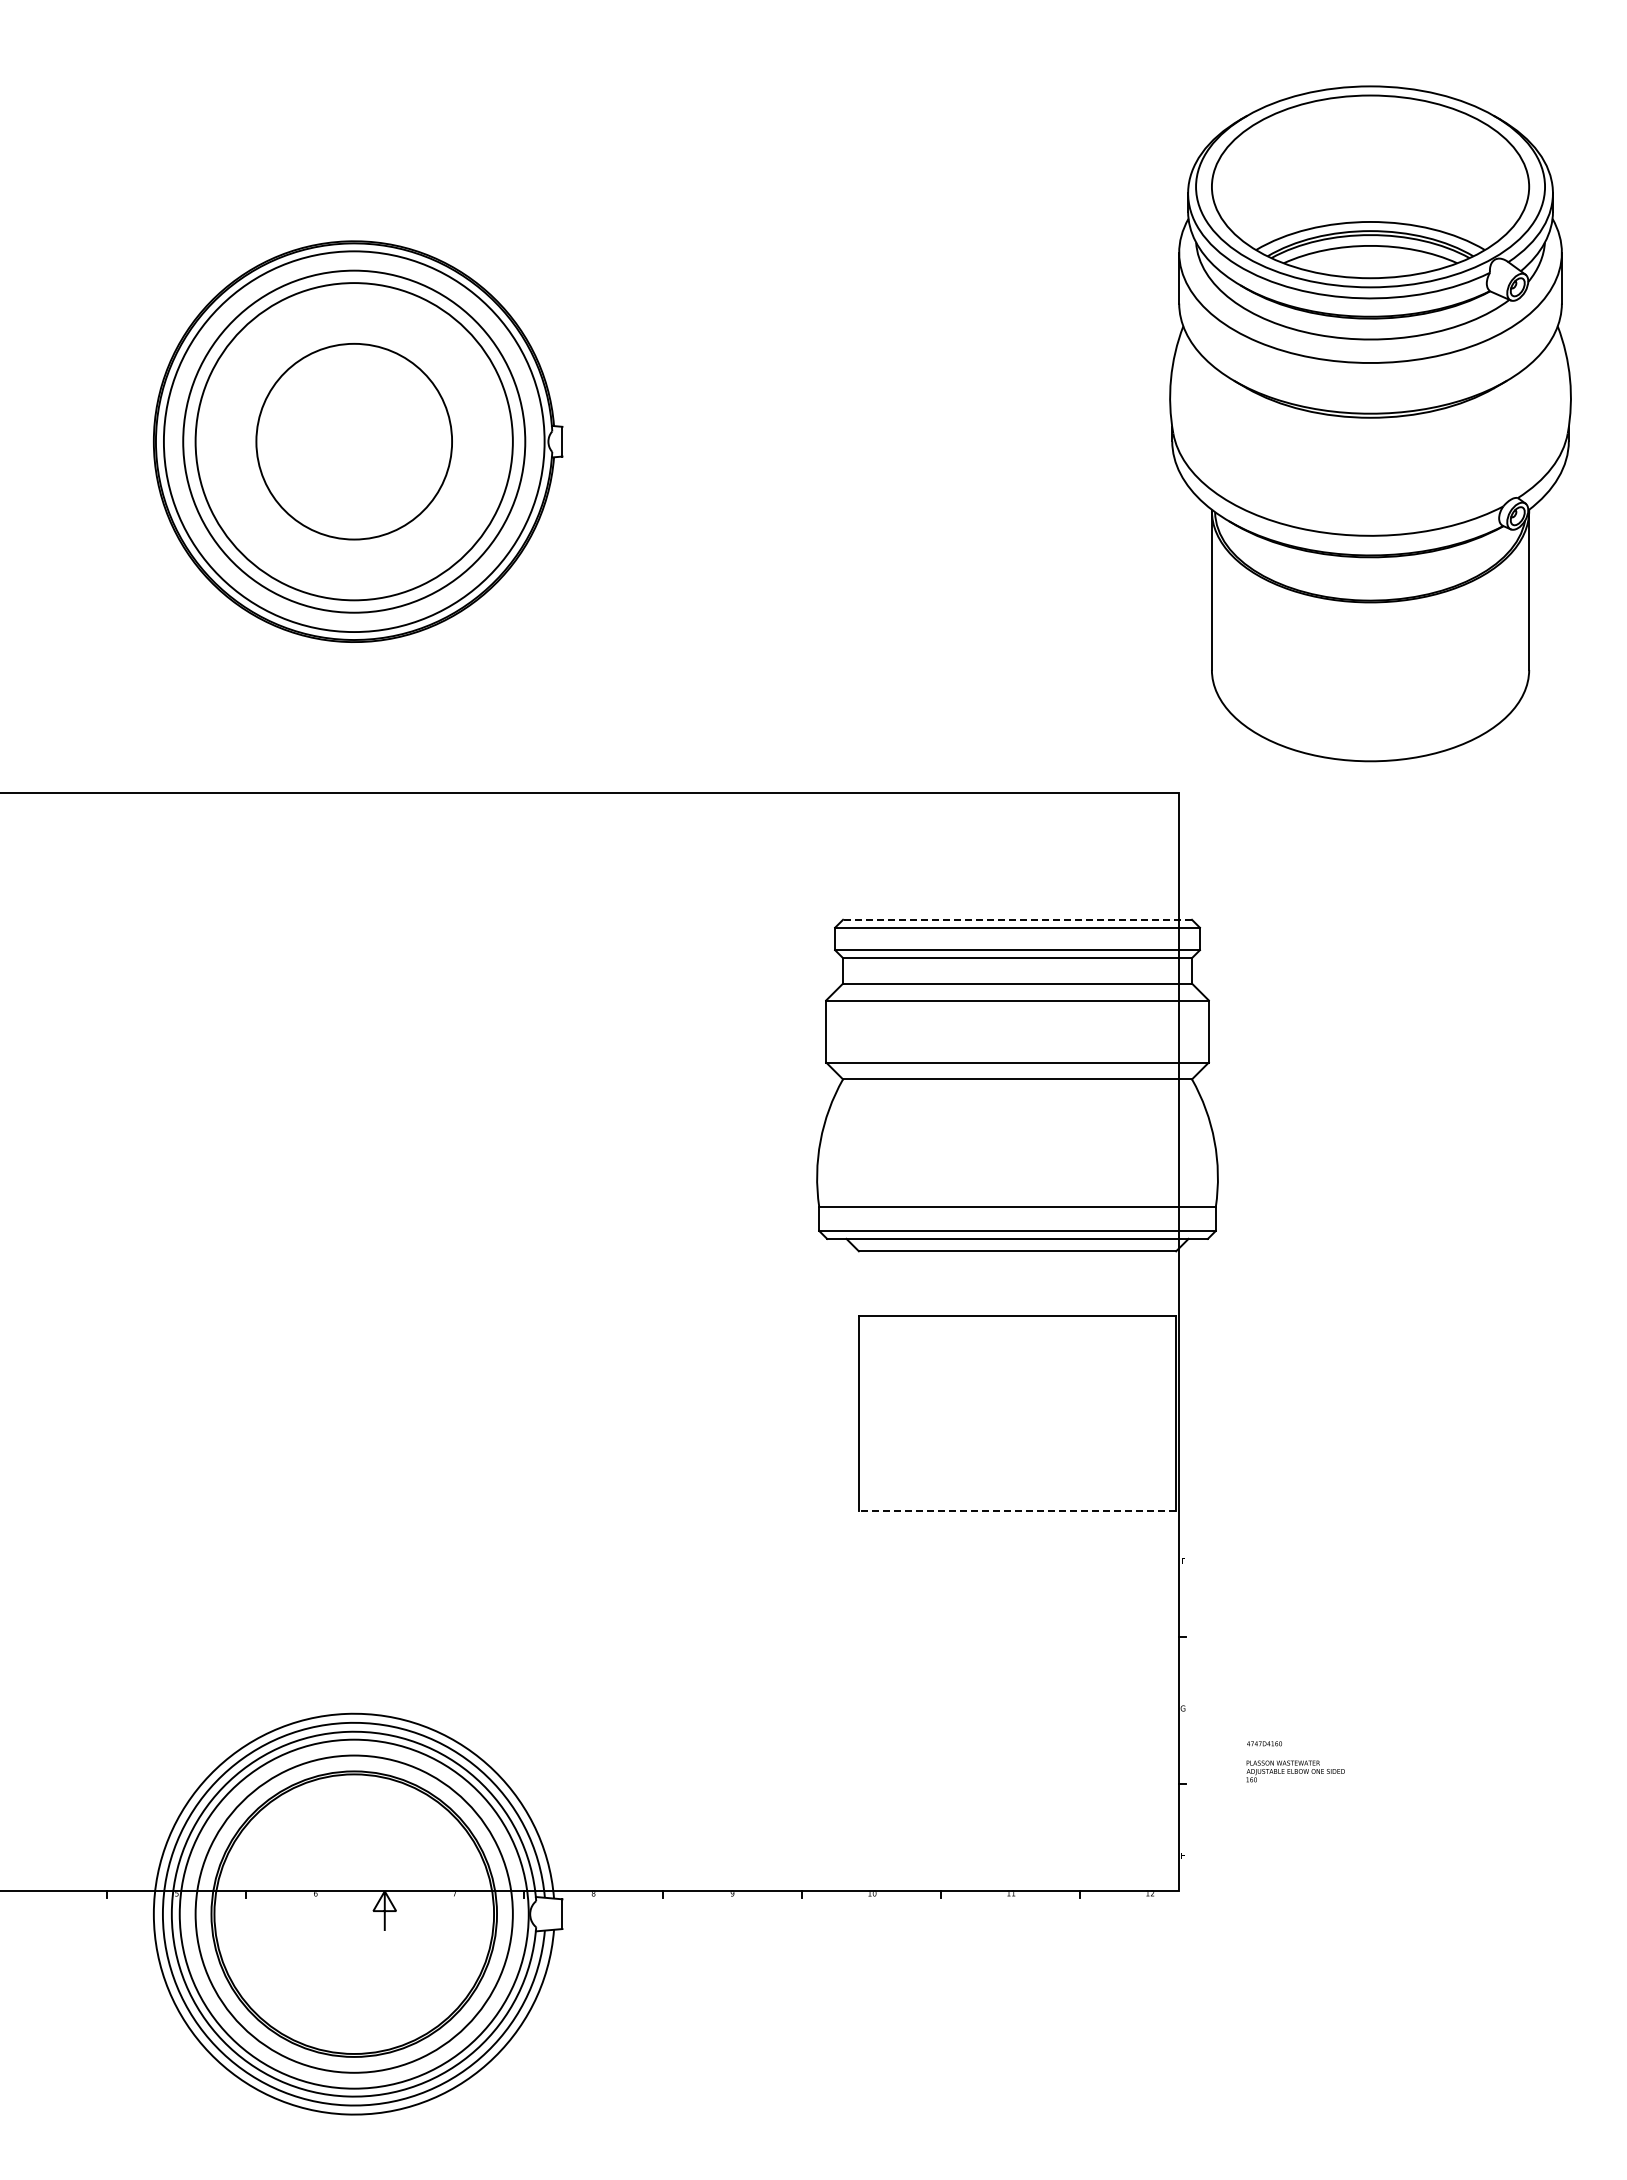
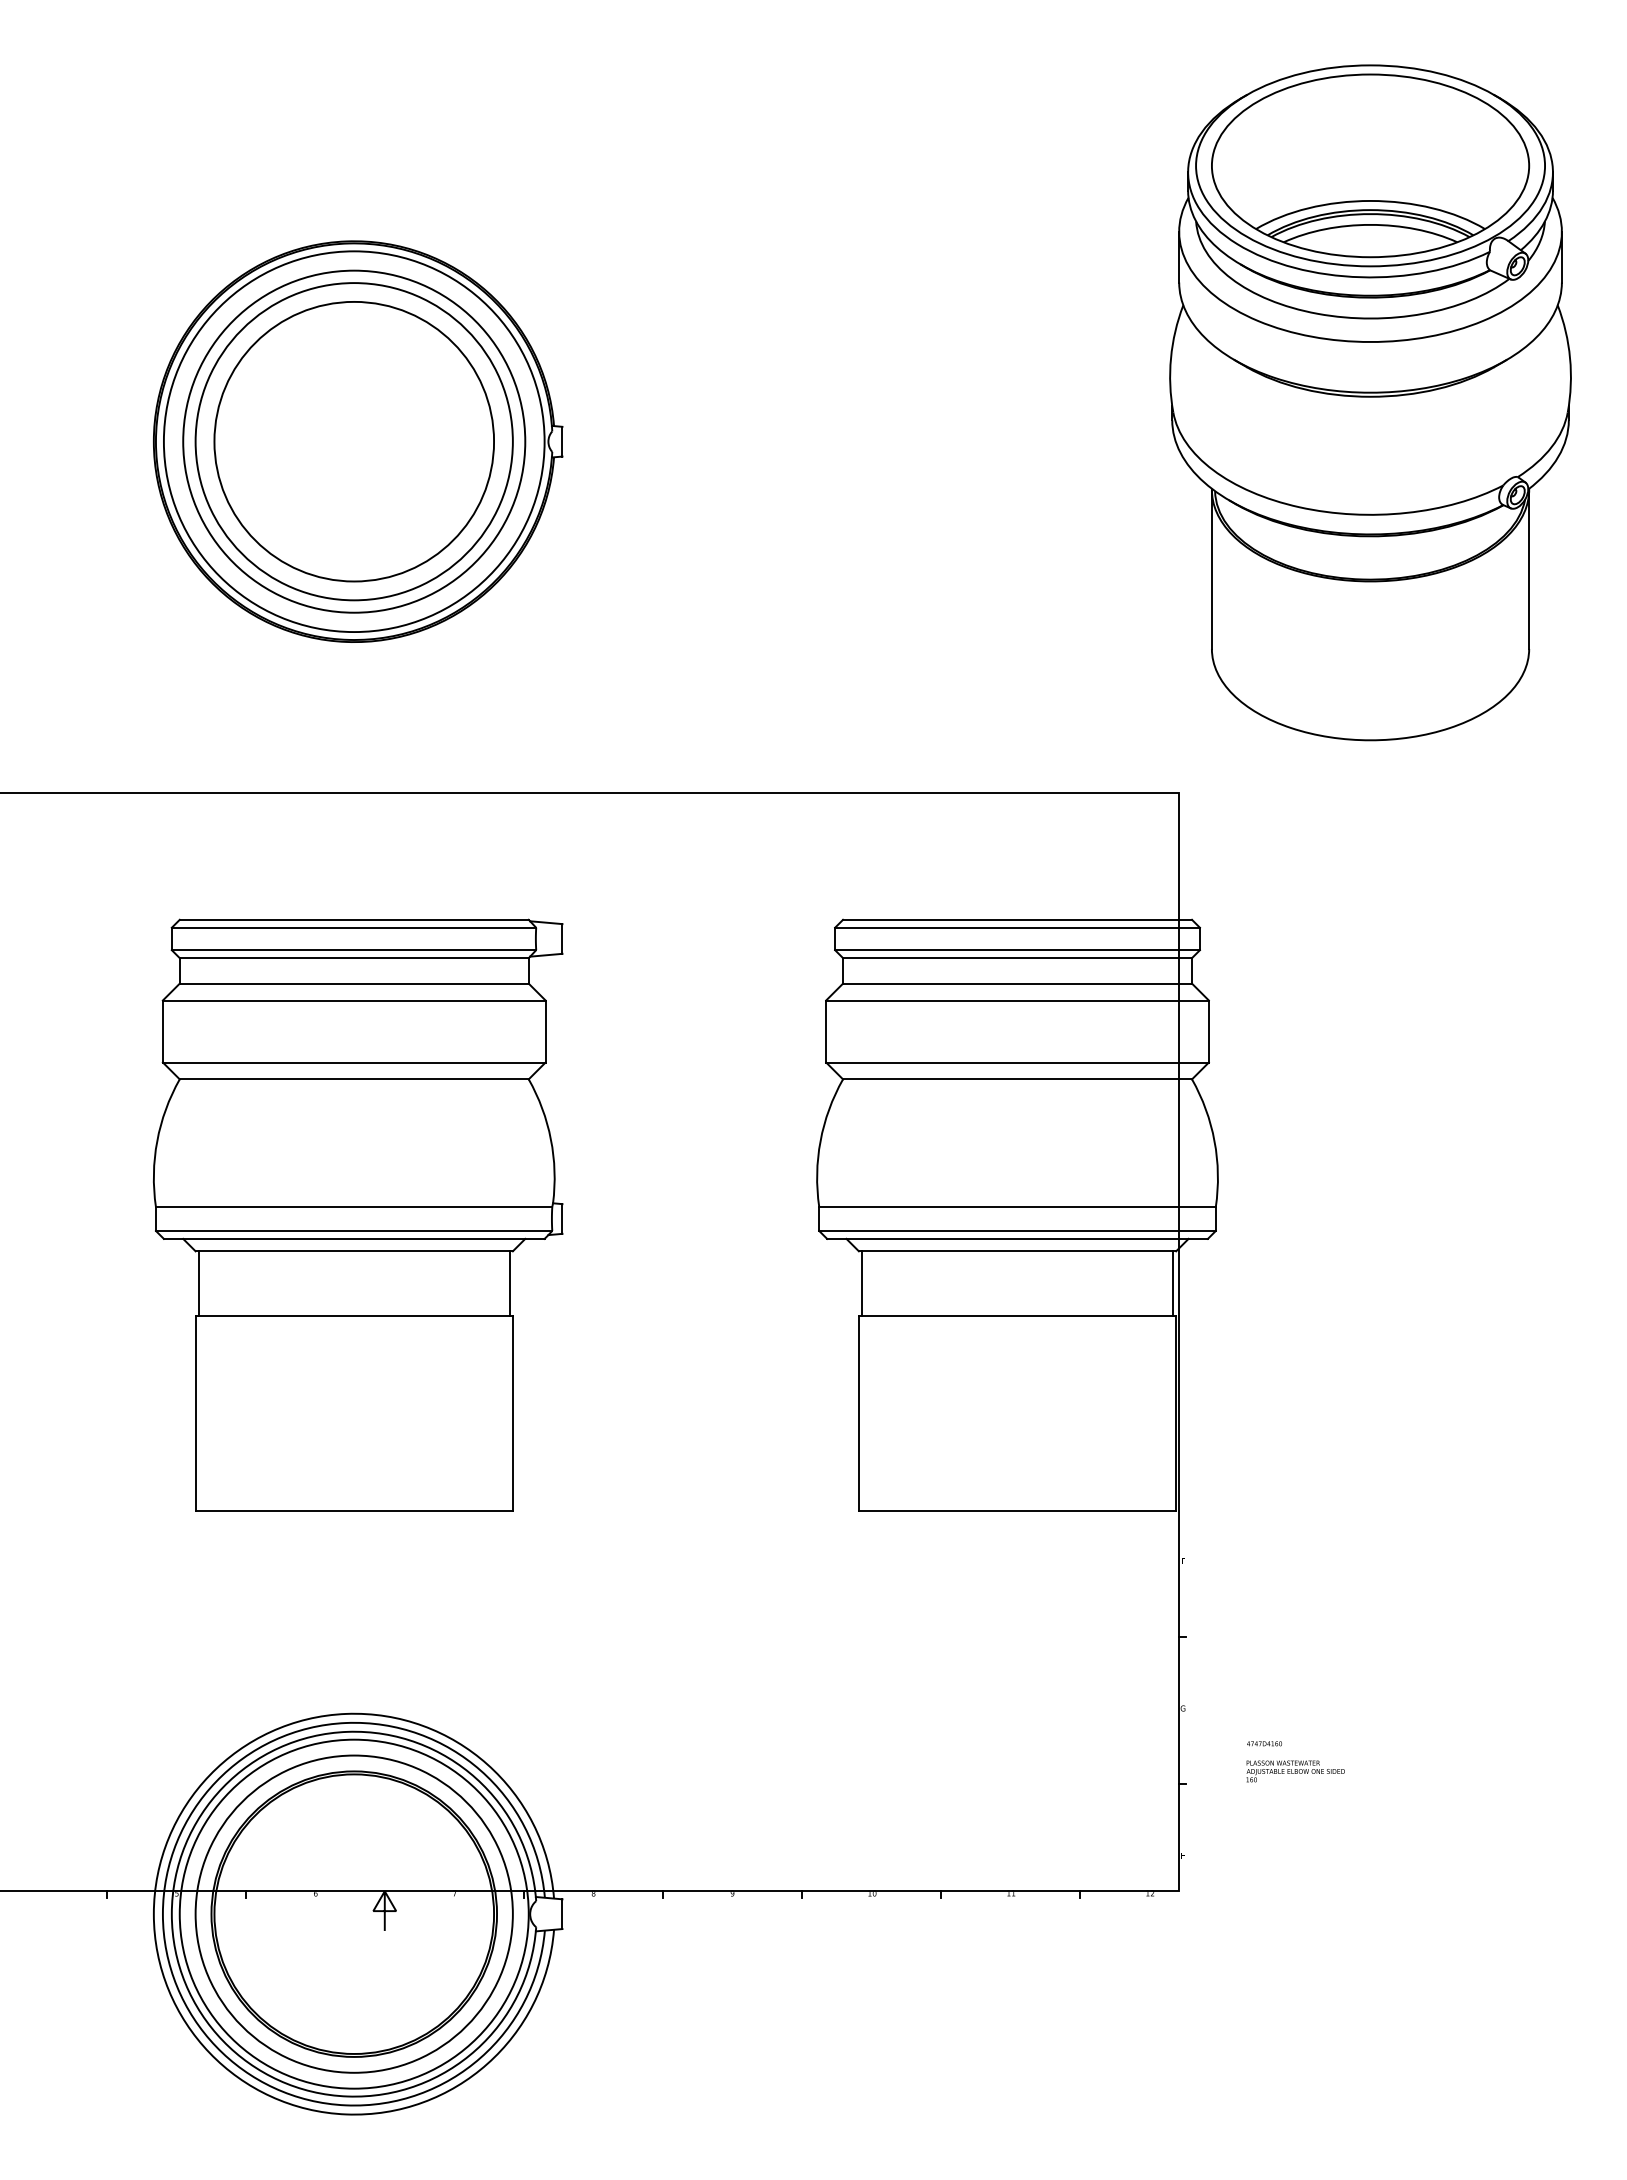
part position: (1370, 423) -> (1370, 402) (1370, 402)
circle diameter: 196 px -> 280 px (354, 441)
line: dashed -> solid (1017, 919)
part: none -> present (358, 1214)
line: none -> present (862, 1283)
line: none -> present (1173, 1283)
line: dashed -> solid (1017, 1510)
